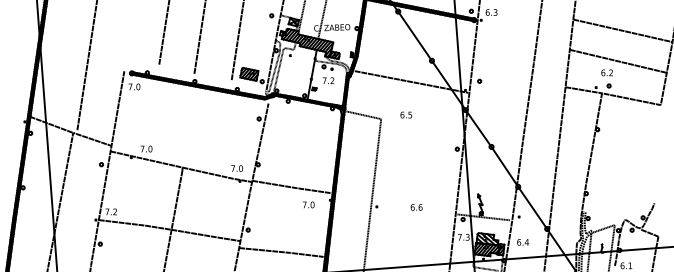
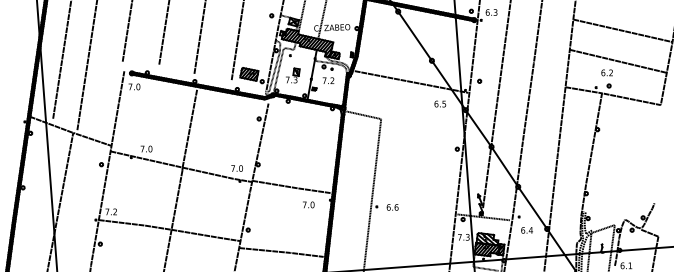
line: none -> present (127, 31)
line: none -> present (62, 60)
part: none -> present (293, 75)
line: none -> present (496, 105)
text position: (406, 114) -> (440, 103) (440, 103)
line: none -> present (189, 128)
text position: (416, 207) -> (392, 207) (392, 207)
text position: (522, 242) -> (526, 230) (526, 230)
